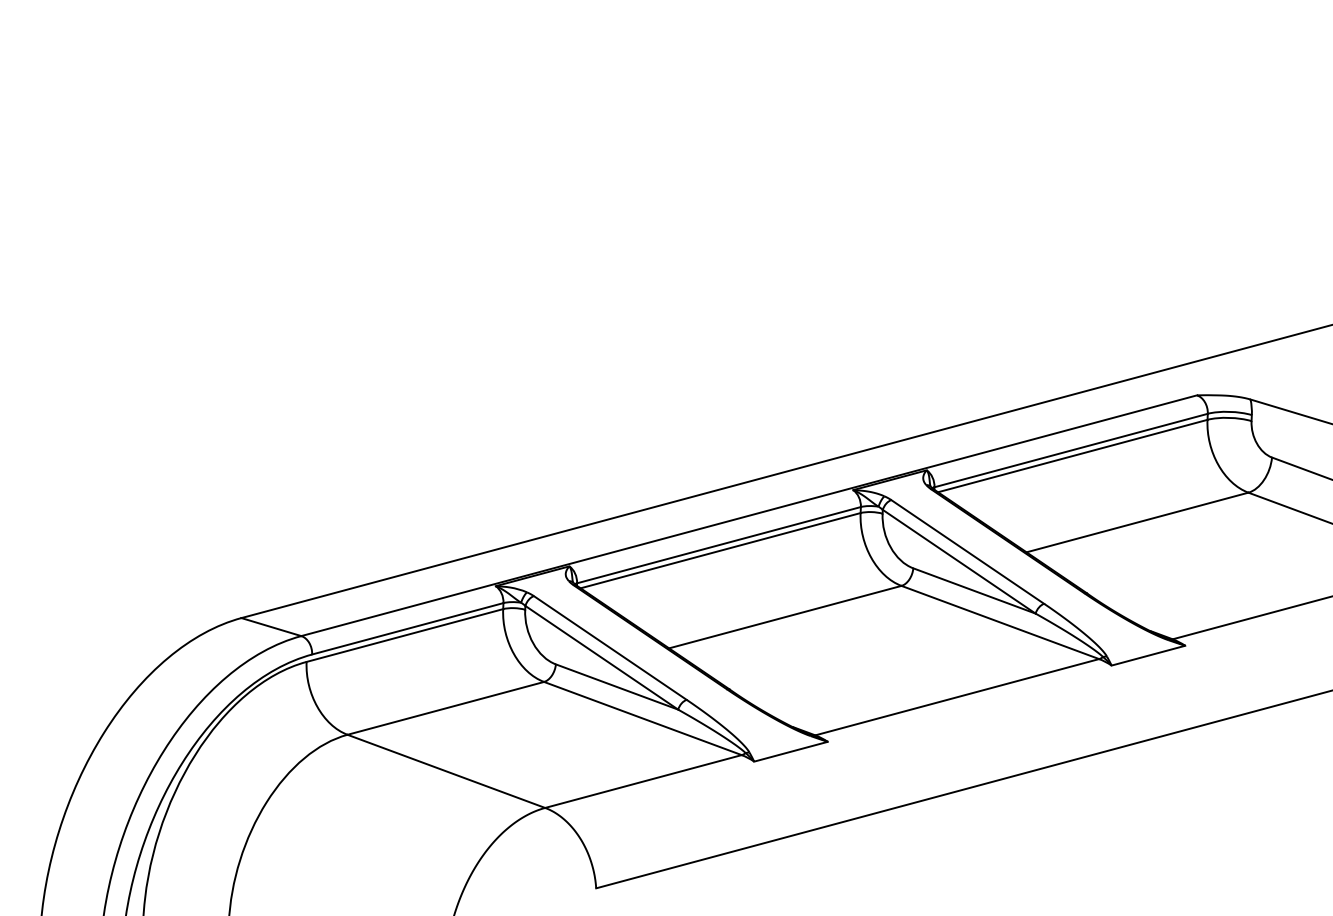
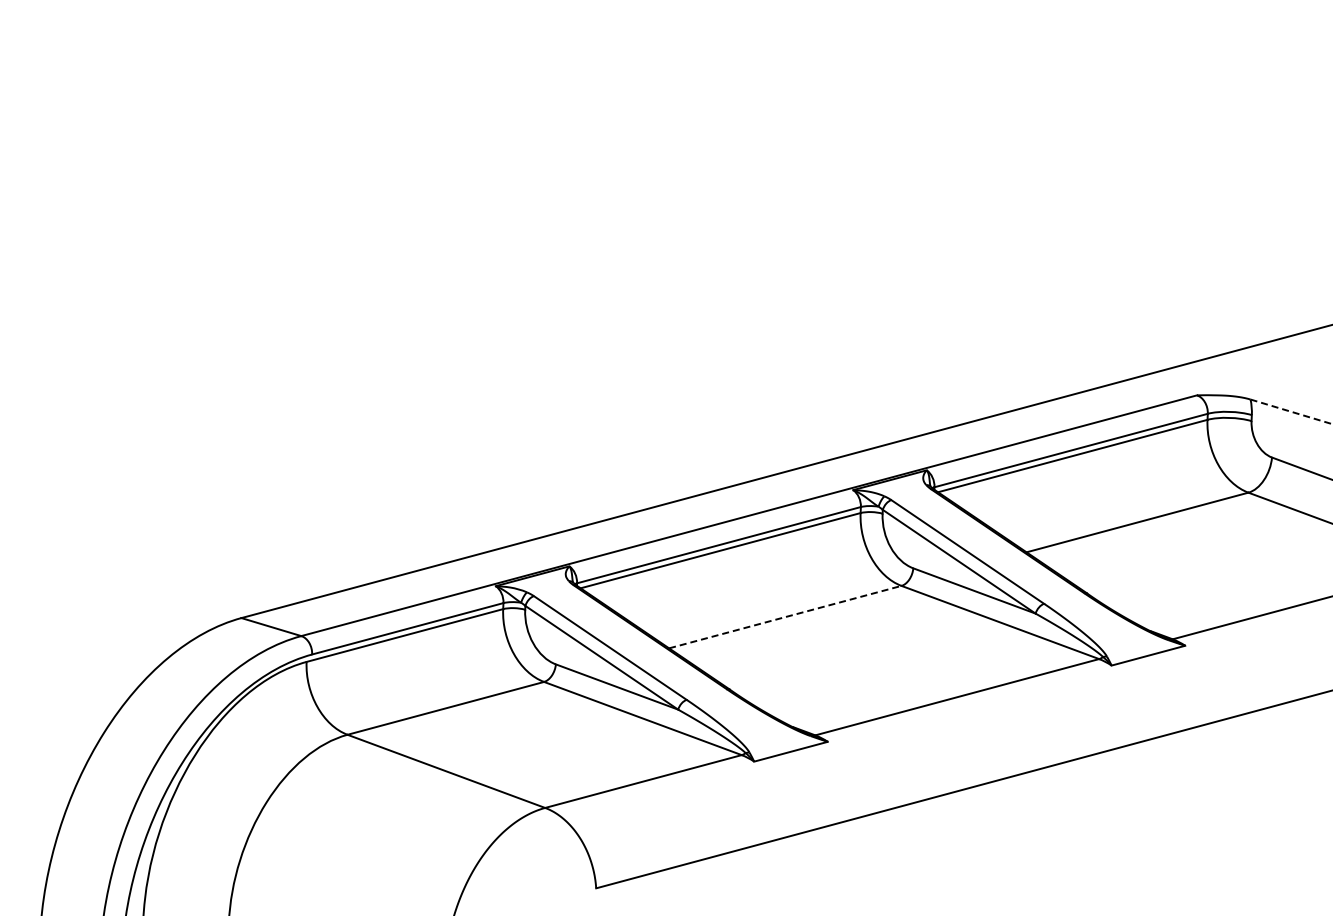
line: solid -> dashed (1291, 411)
line: solid -> dashed (785, 617)
